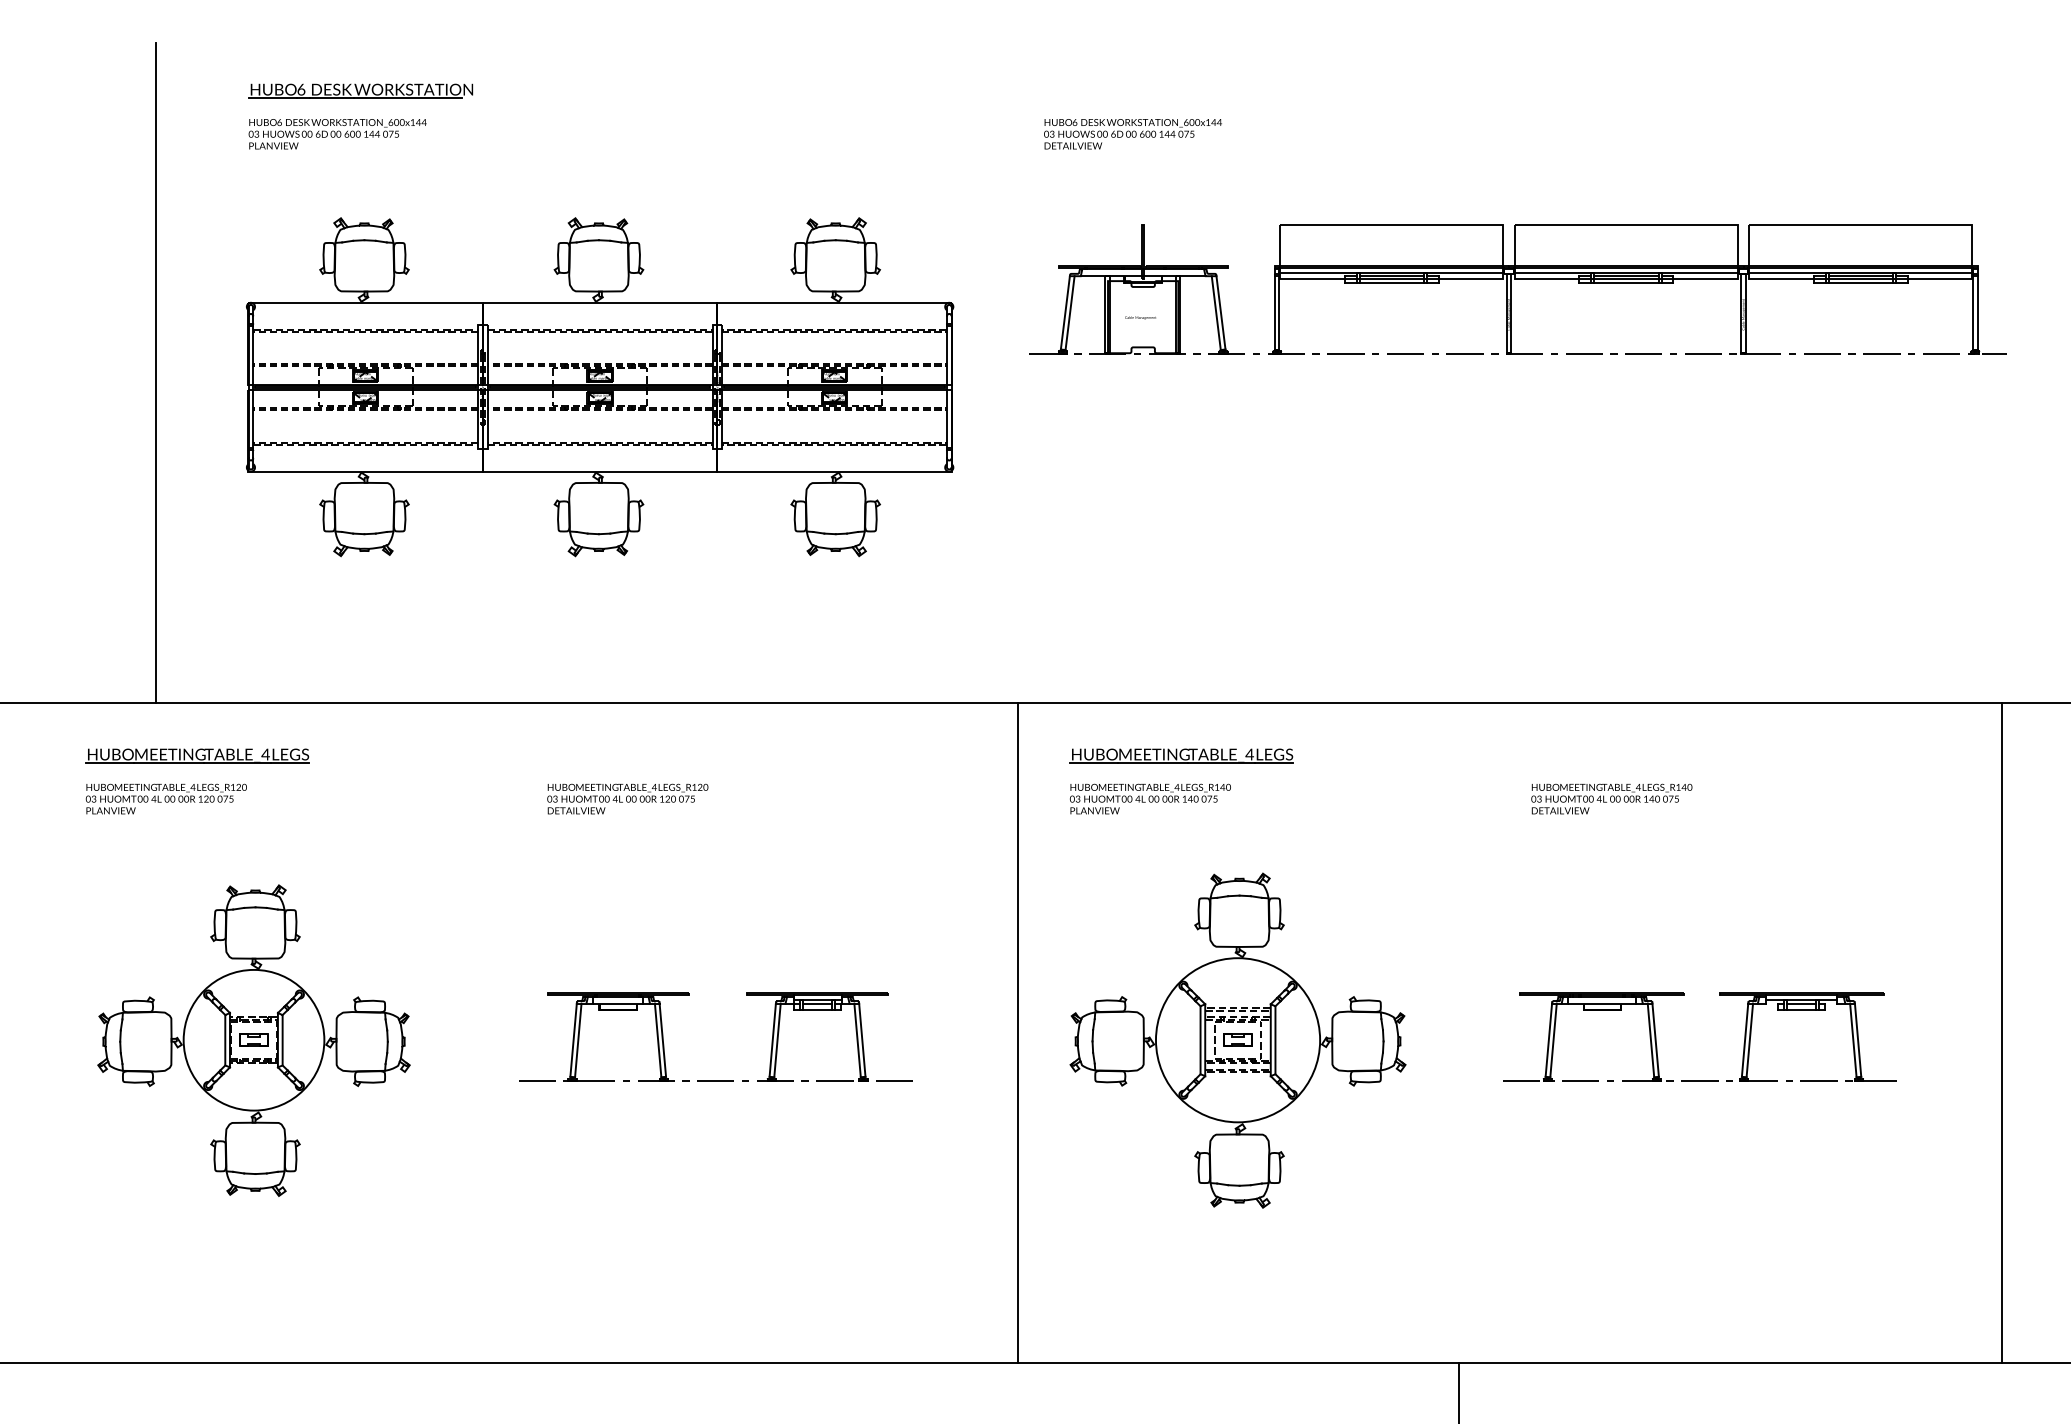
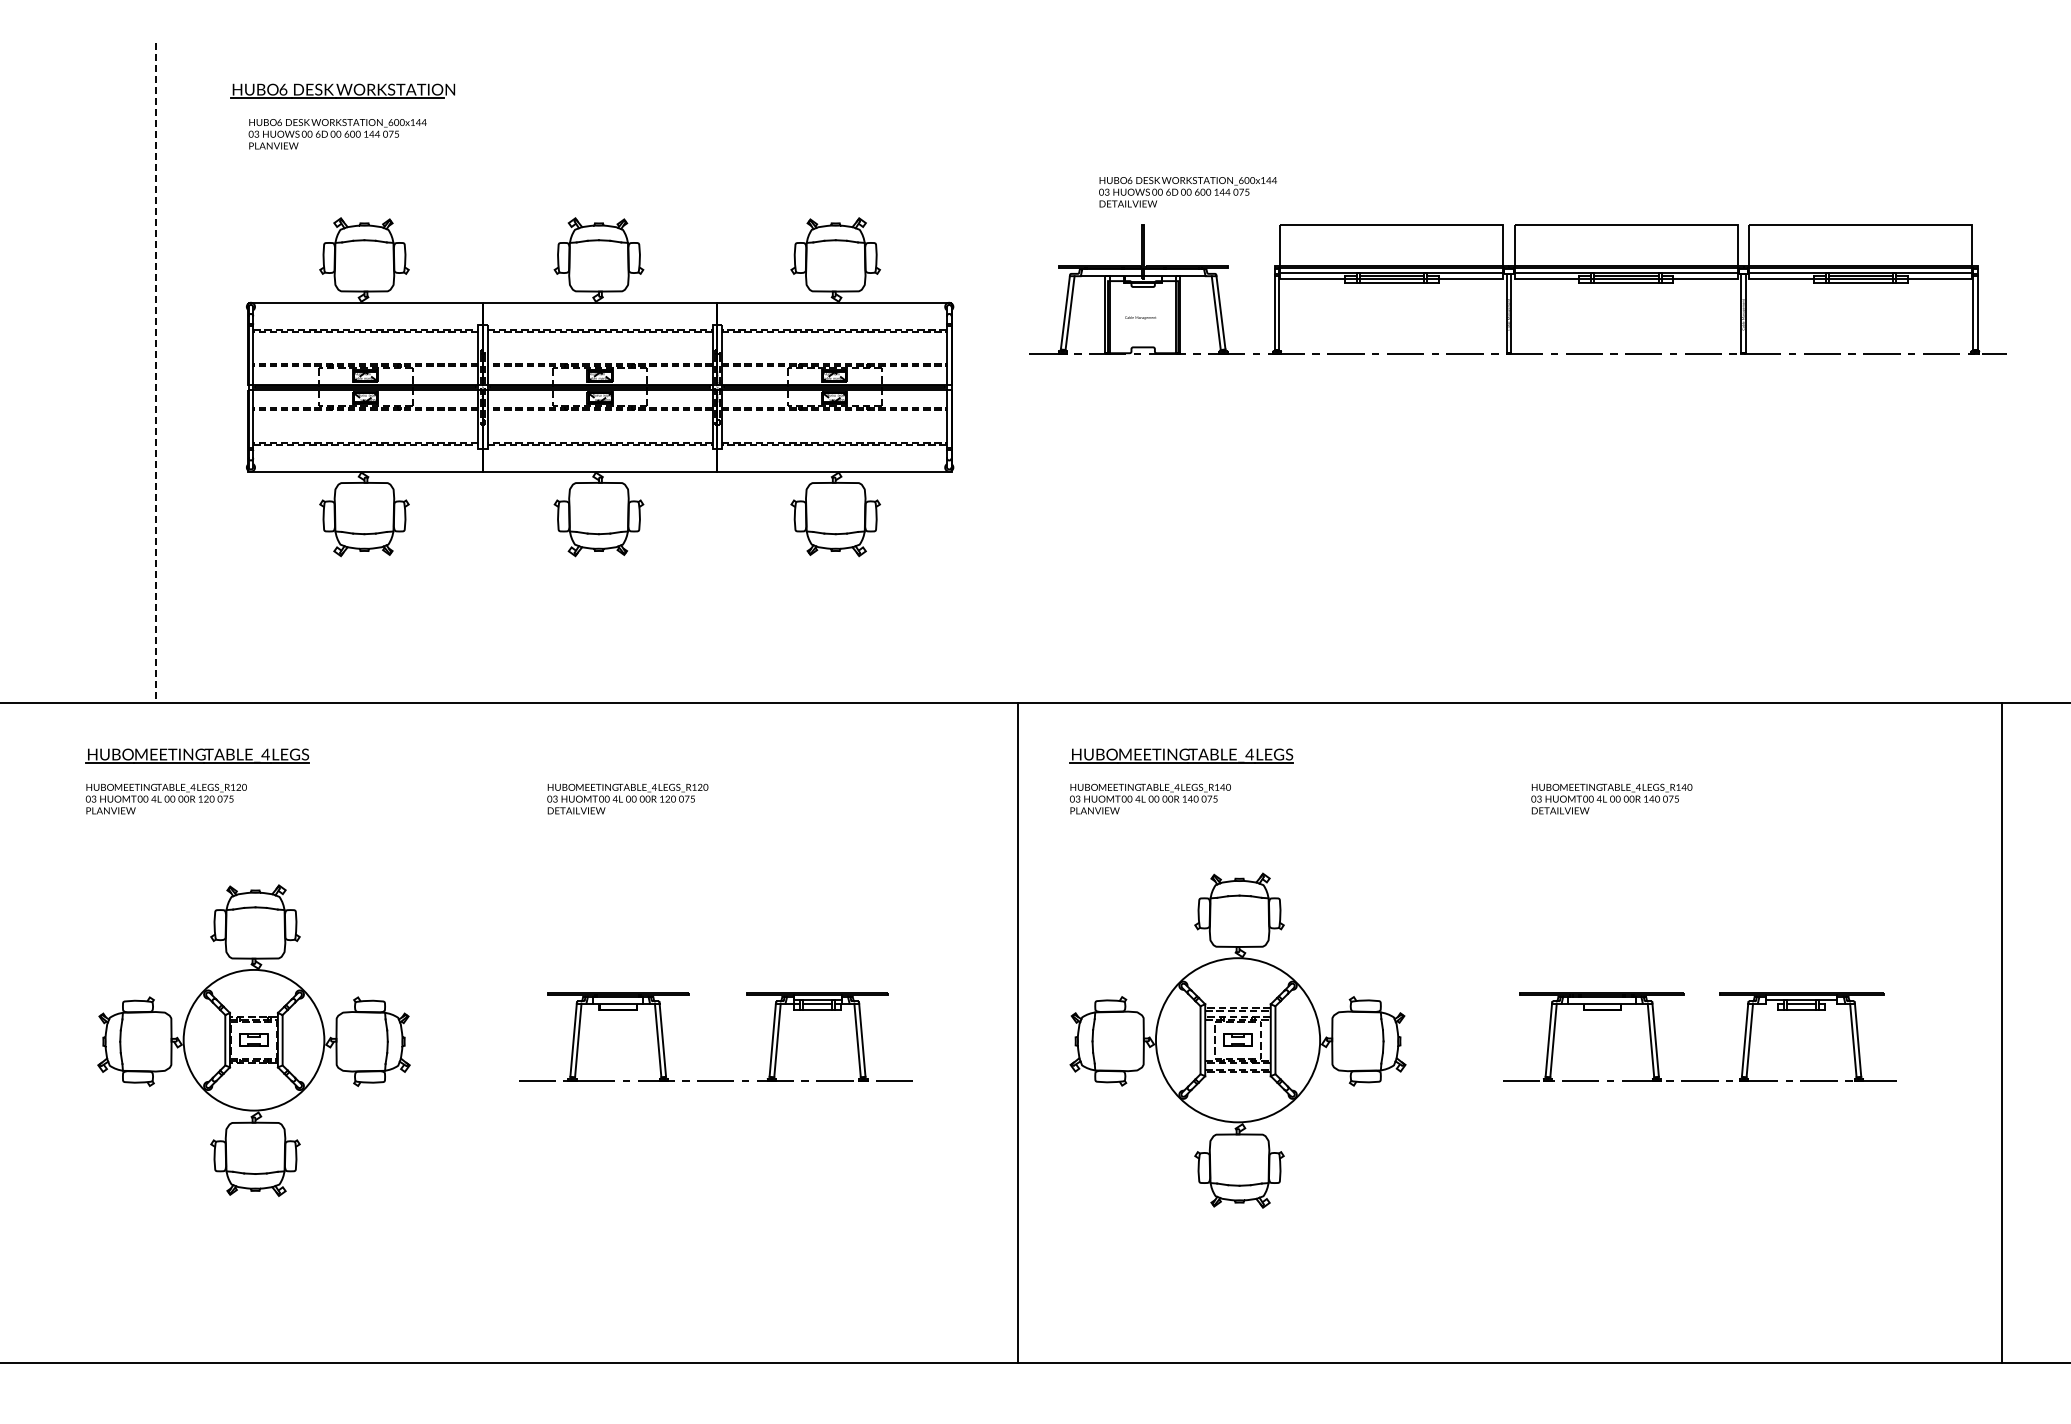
part position: (360, 90) -> (342, 90) (342, 90)
text position: (1132, 134) -> (1187, 192) (1187, 192)
line: solid -> dashed (155, 373)
line: present -> none (1458, 1391)
